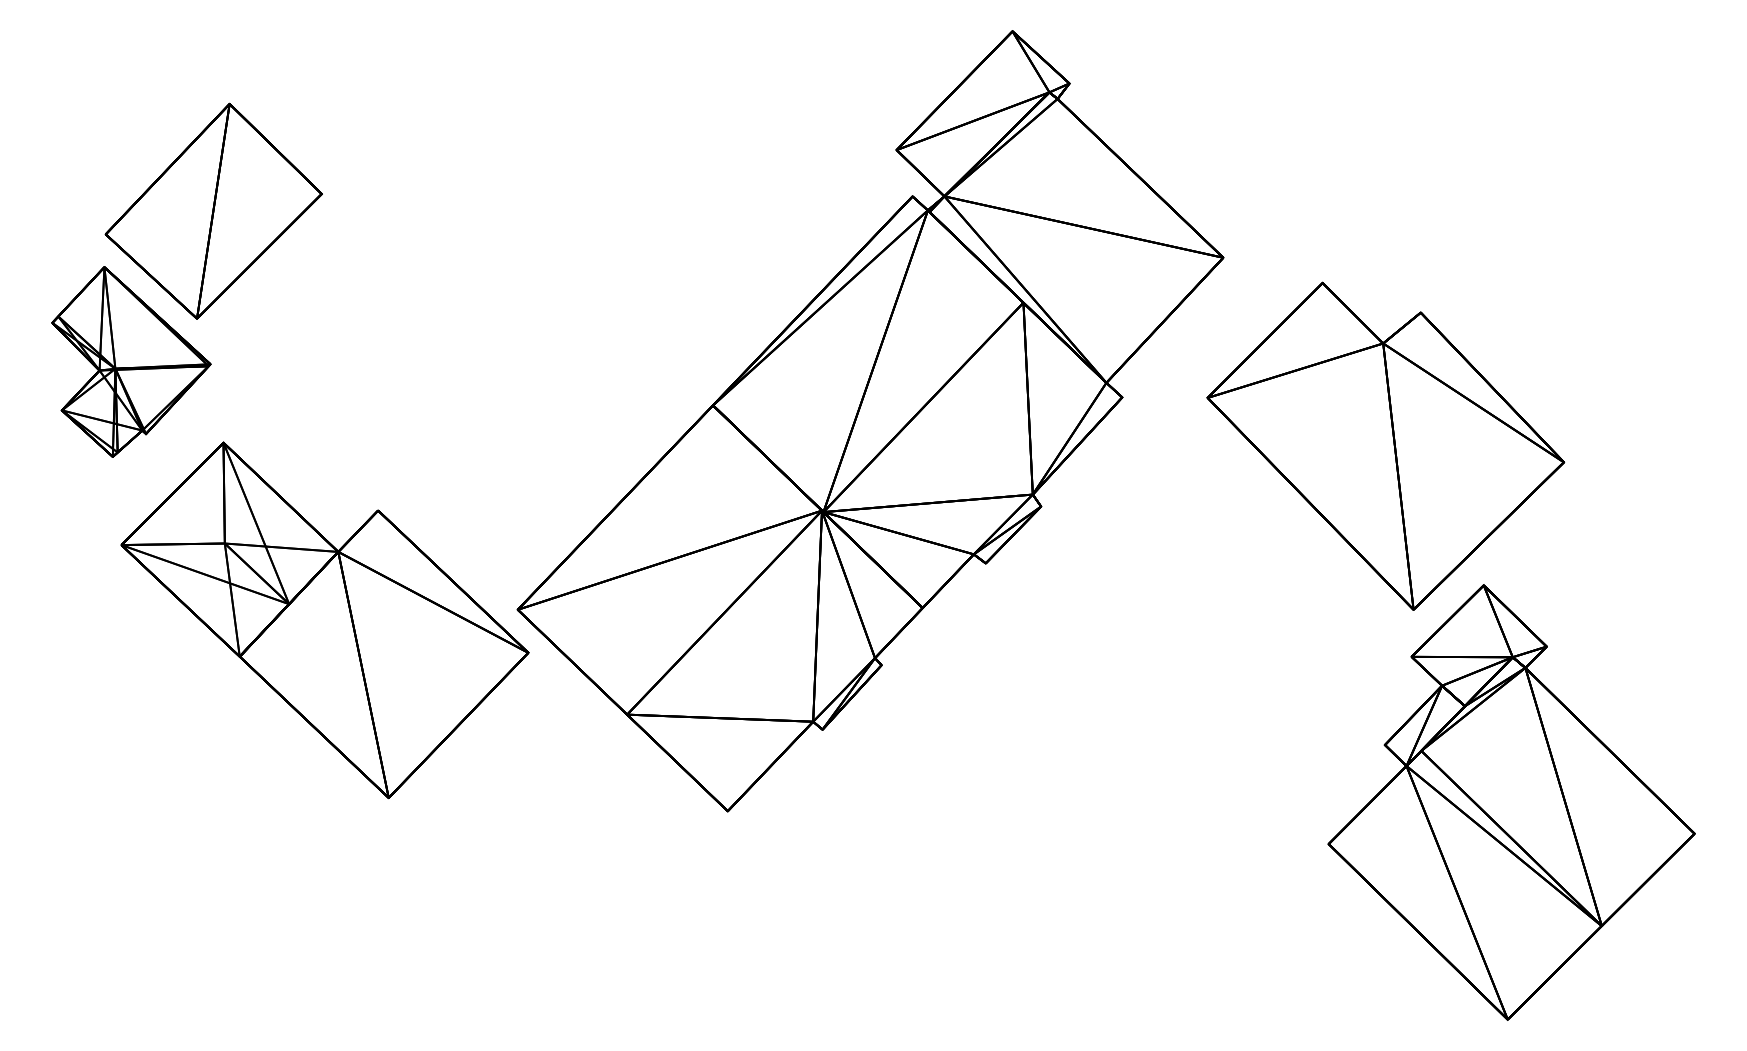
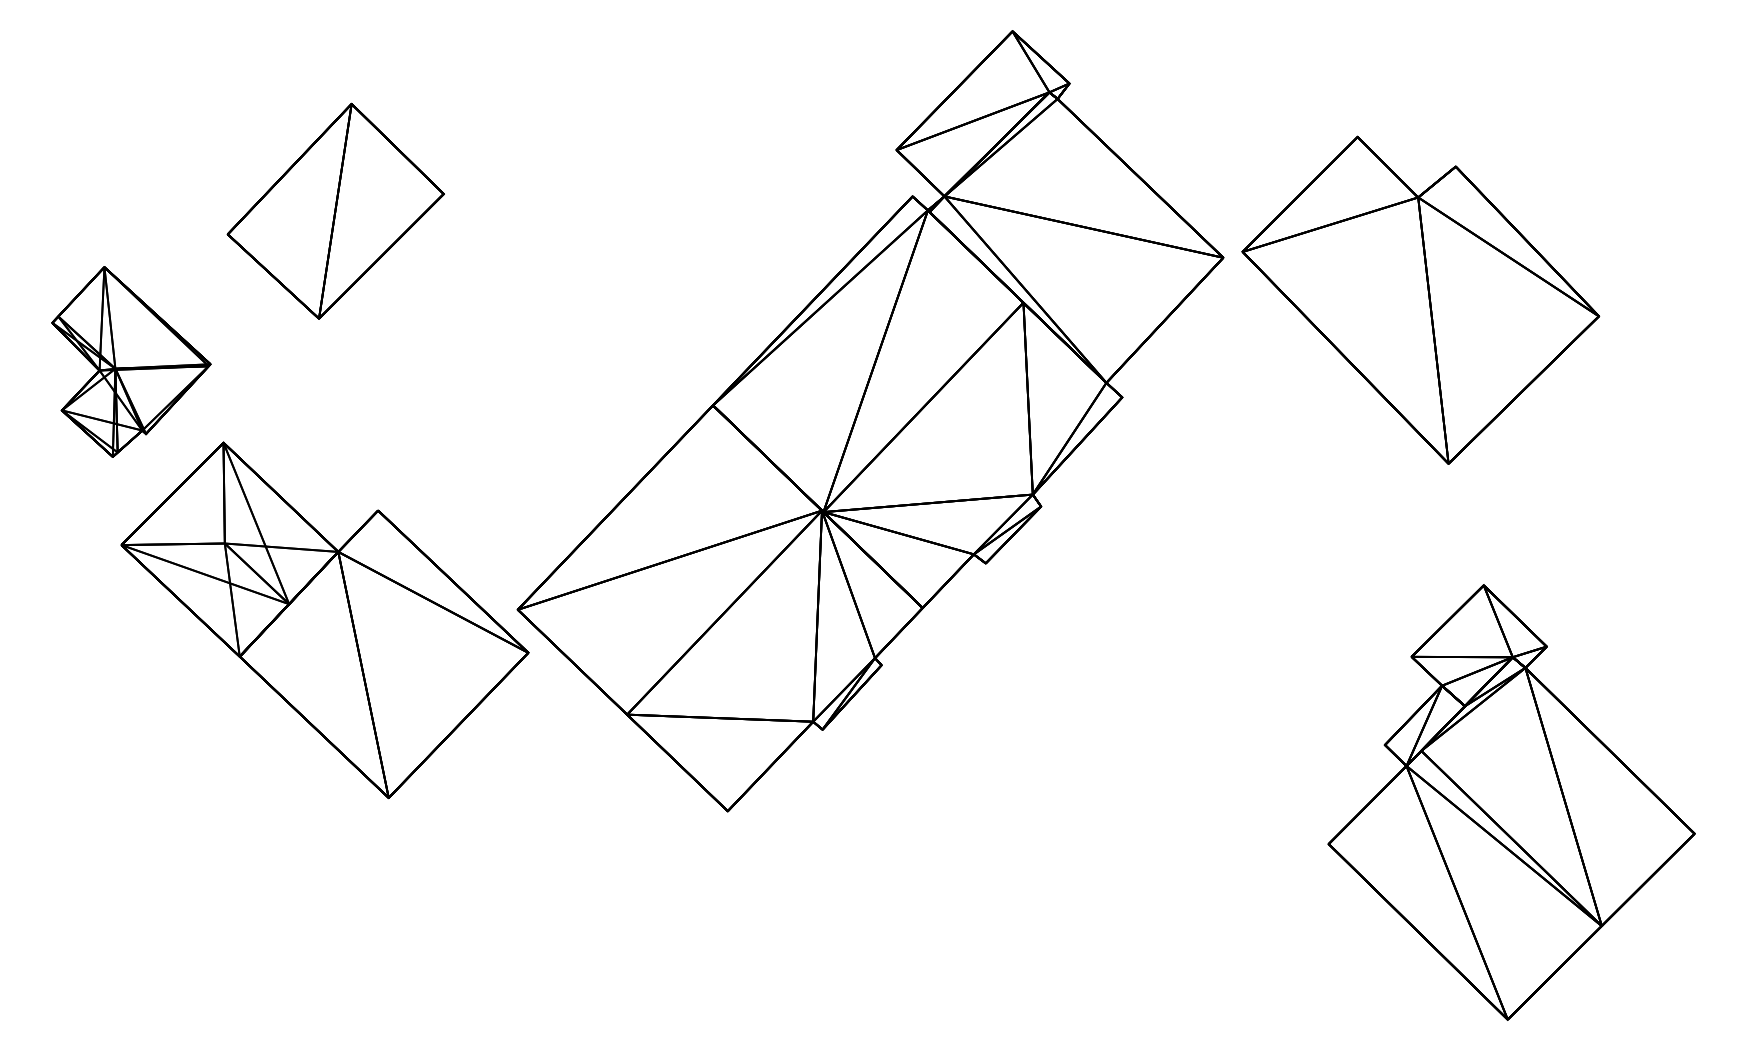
part position: (213, 210) -> (335, 210) (335, 210)
part position: (1385, 445) -> (1420, 299) (1420, 299)
